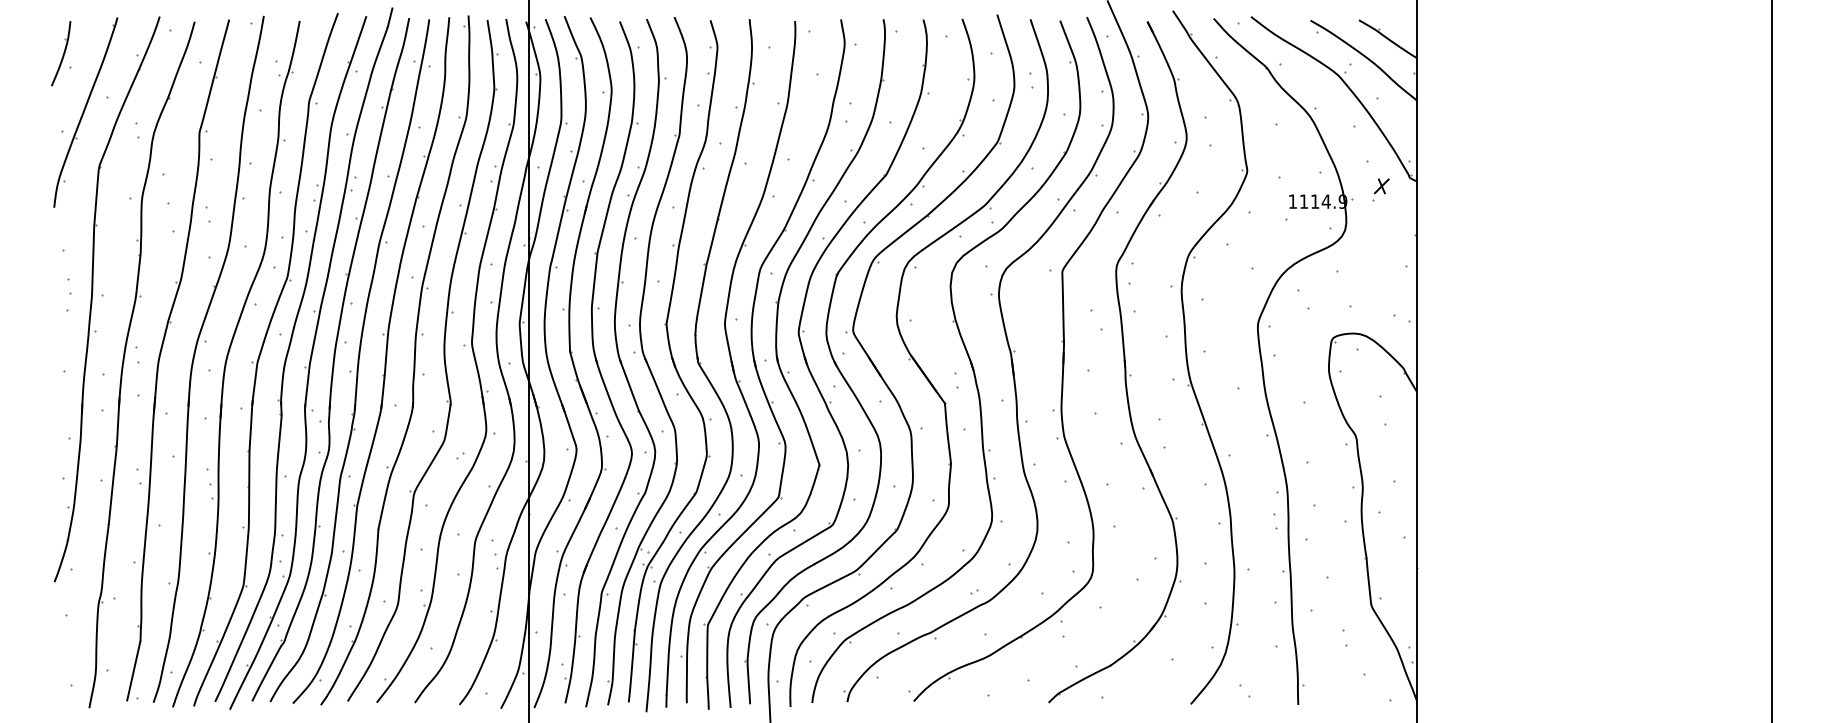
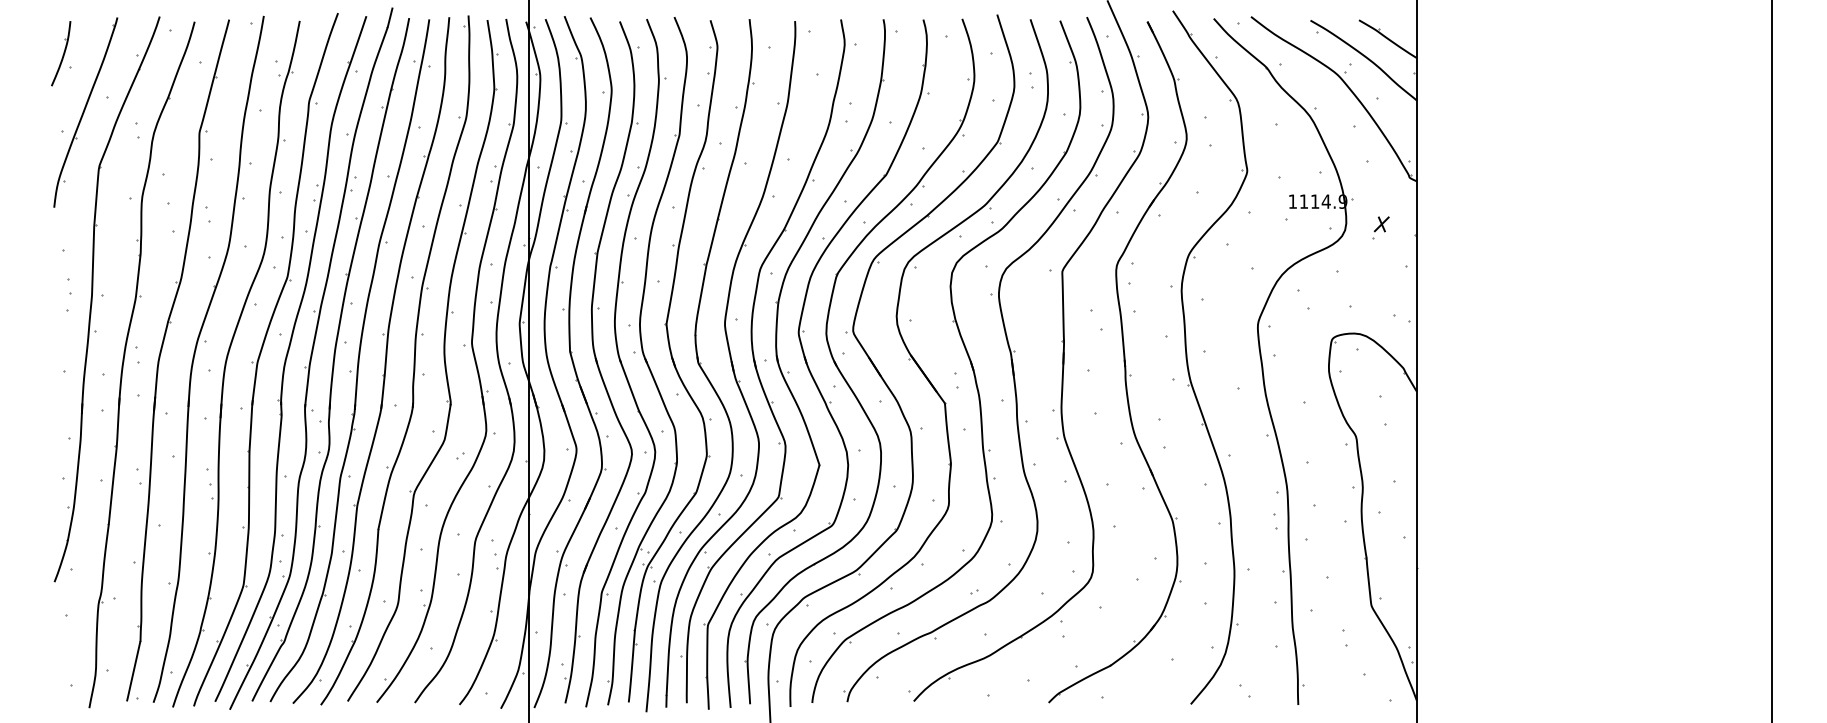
part position: (1380, 189) -> (1380, 227) (1380, 227)
